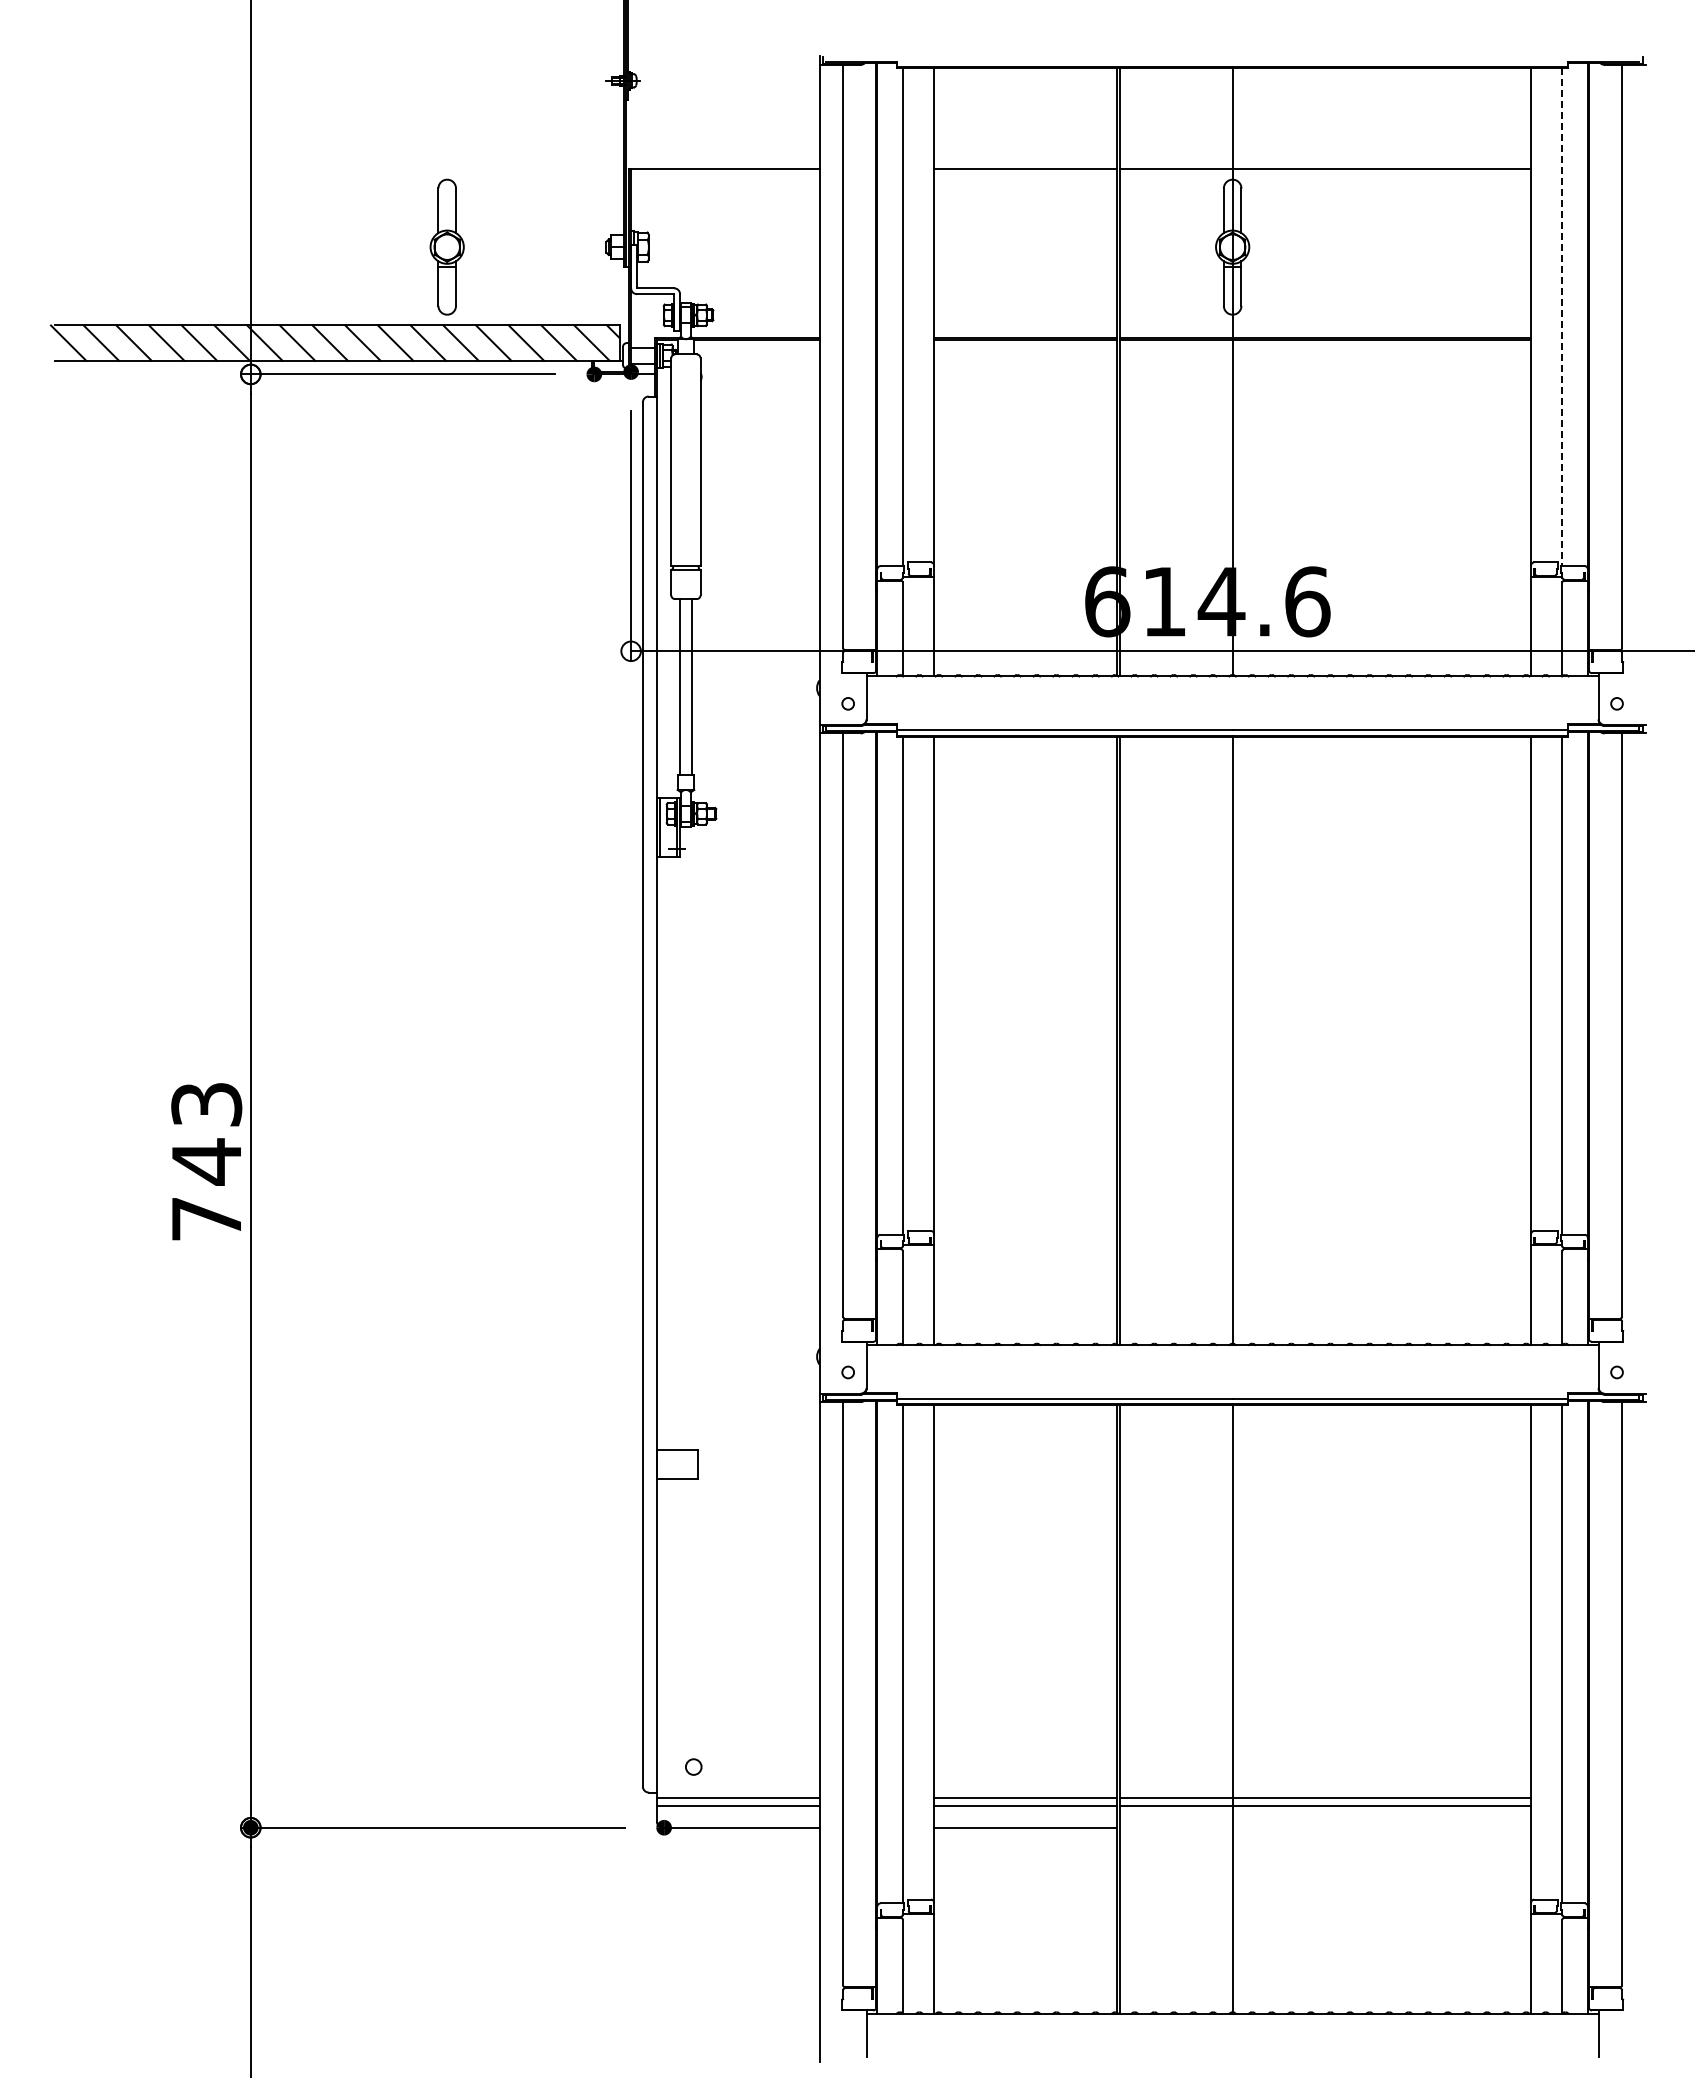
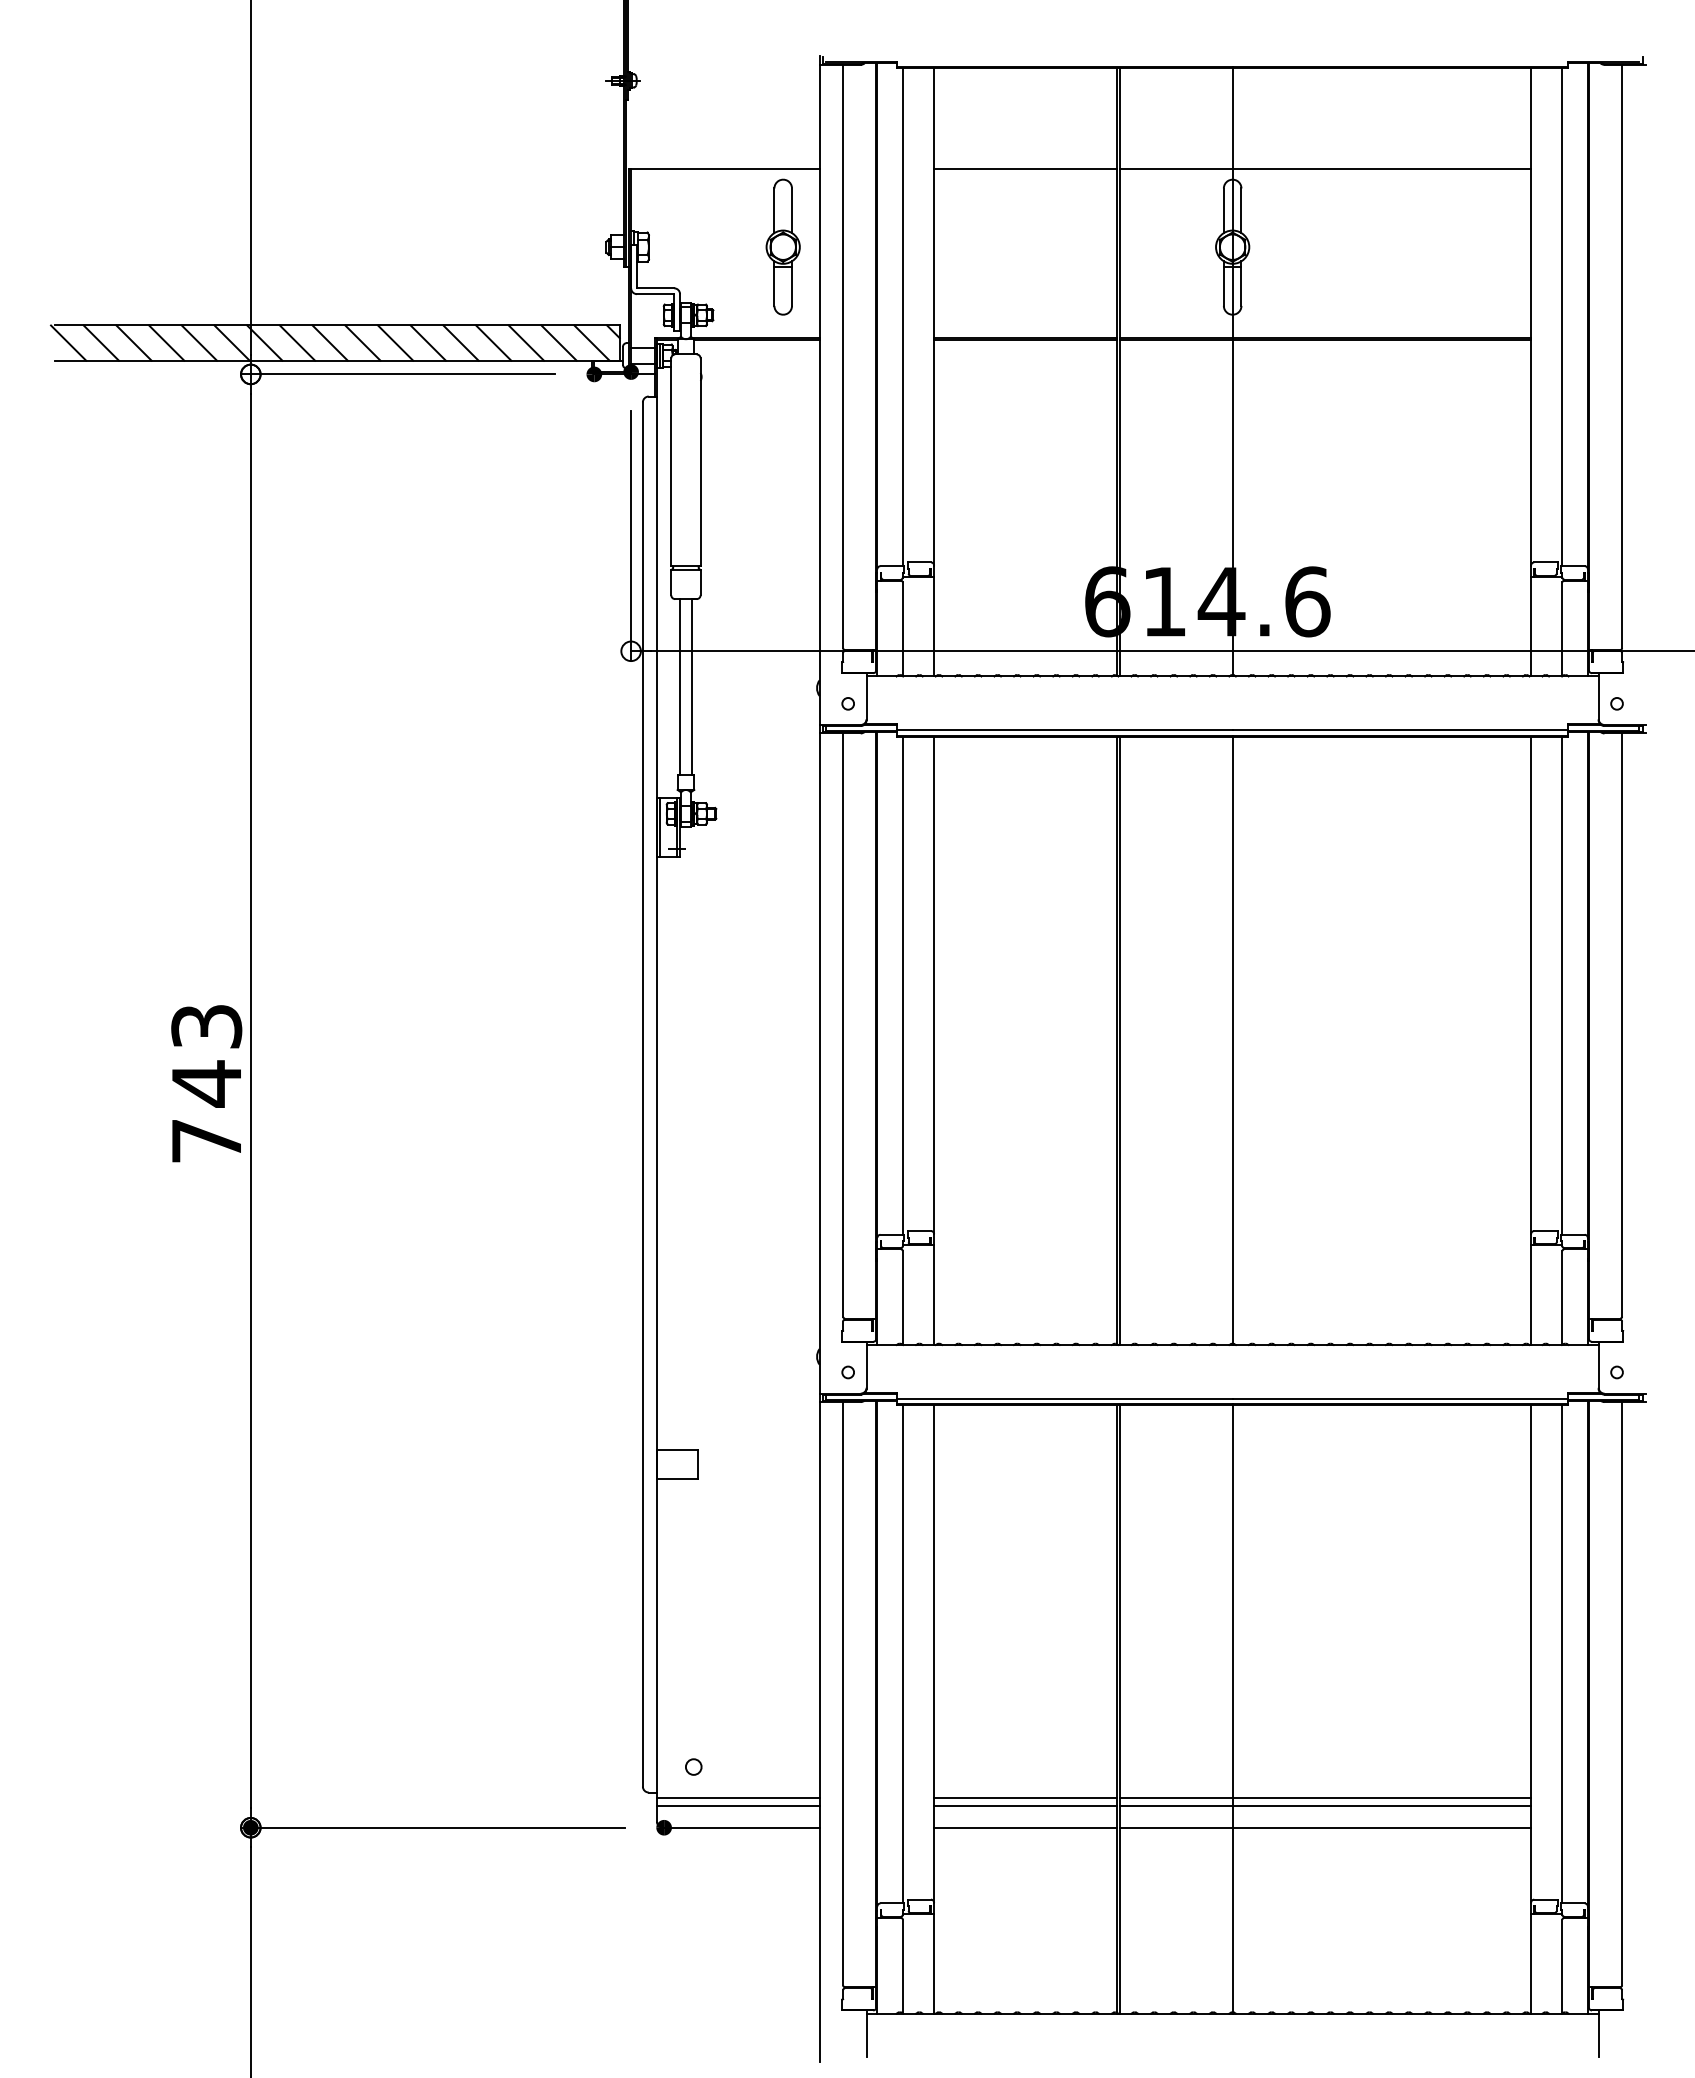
part position: (446, 246) -> (782, 246) (782, 246)
line: dashed -> solid (1562, 317)
text position: (206, 1161) -> (206, 1083) (206, 1083)
line: none -> present (1325, 1827)
